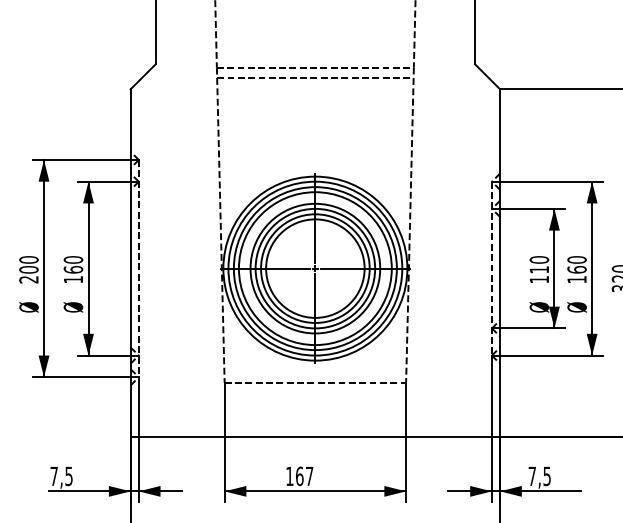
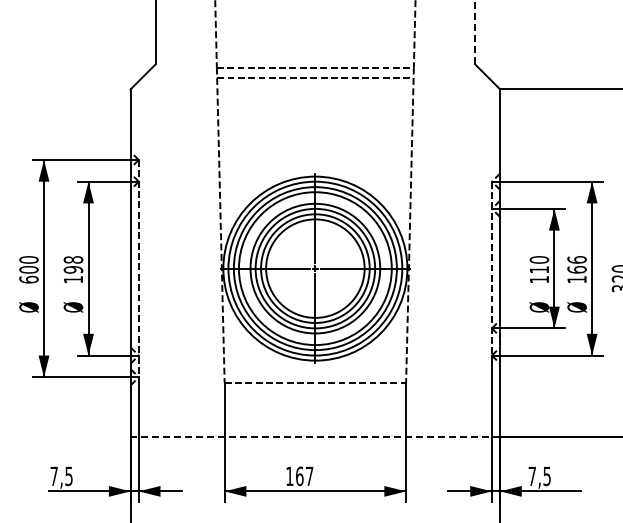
line: solid -> dashed (475, 32)
text: 160 -> 166 (576, 259)
text: 160 -> 198 (73, 264)
text: 200 -> 600 (28, 279)
line: solid -> dashed (315, 437)
